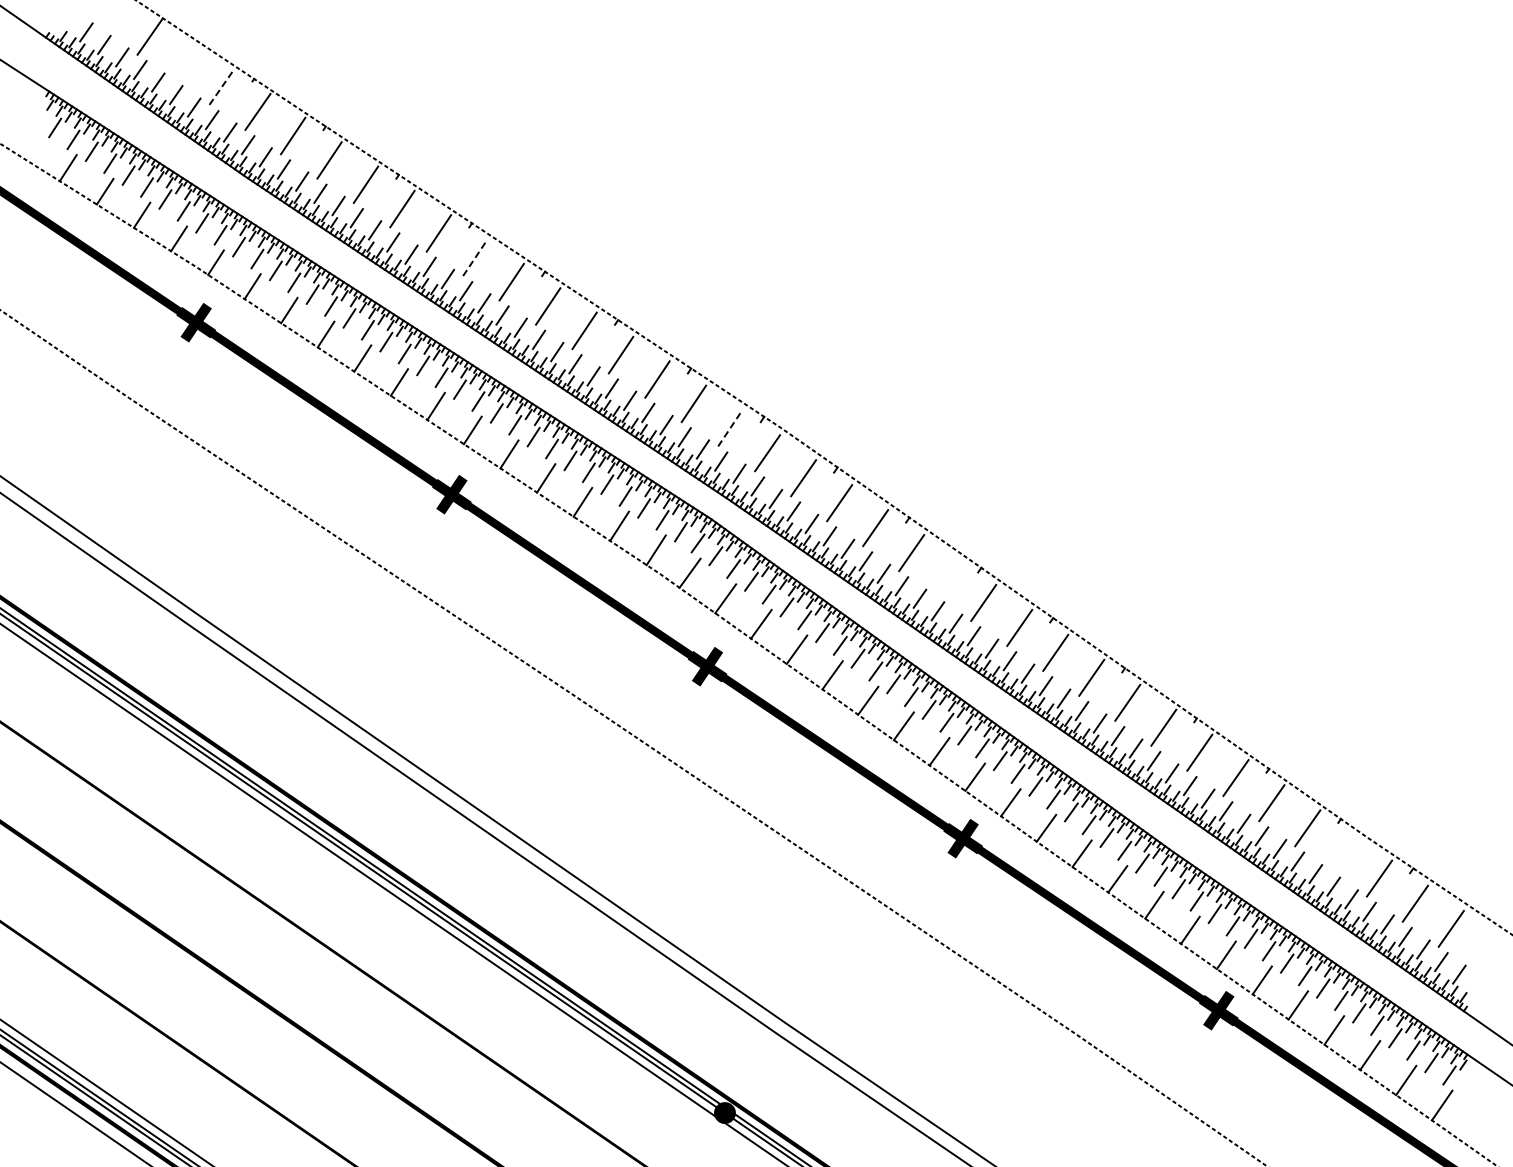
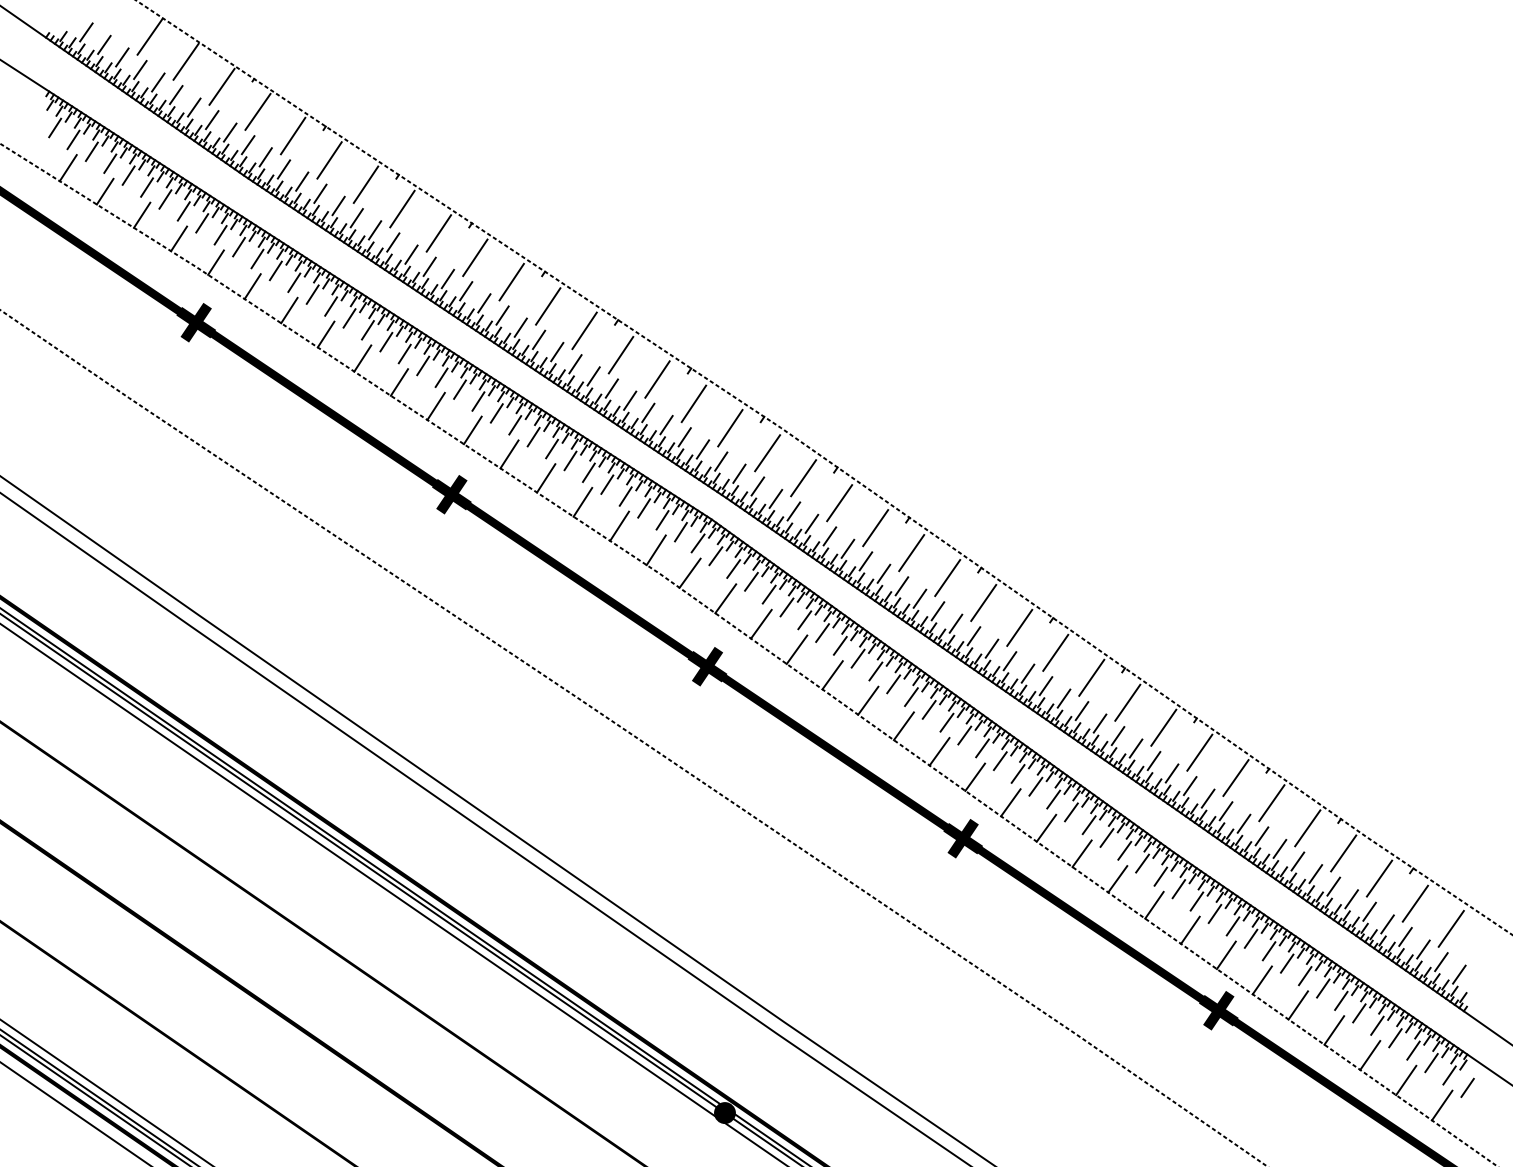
line: none -> present (185, 61)
line: dashed -> solid (222, 86)
line: dashed -> solid (475, 257)
line: dashed -> solid (730, 428)
line: none -> present (947, 578)
line: none -> present (1343, 853)
line: none -> present (1467, 1087)
